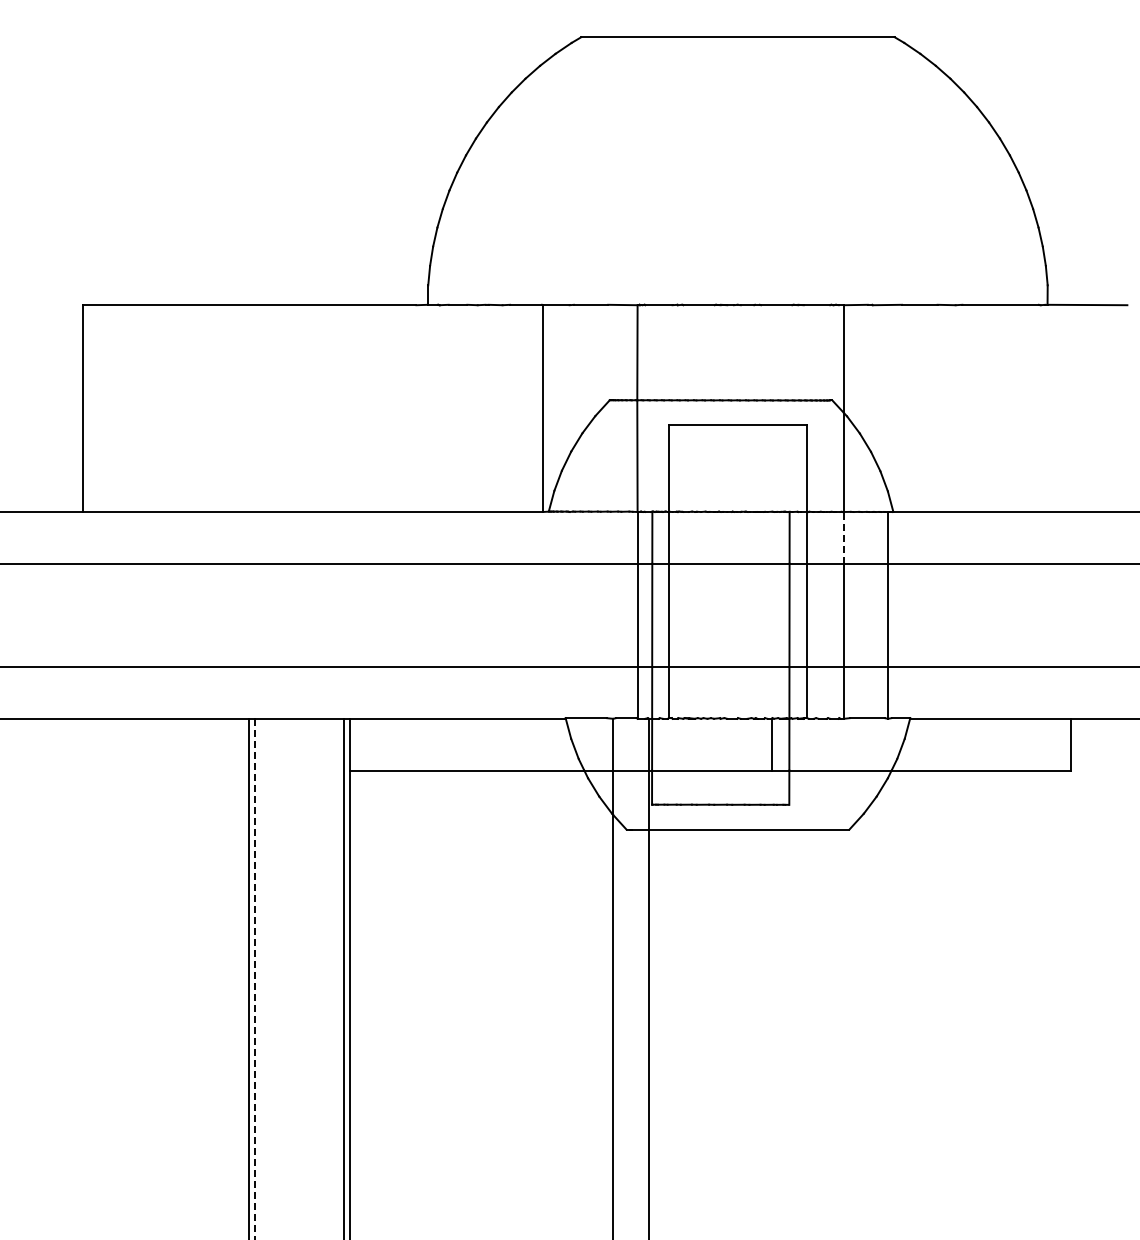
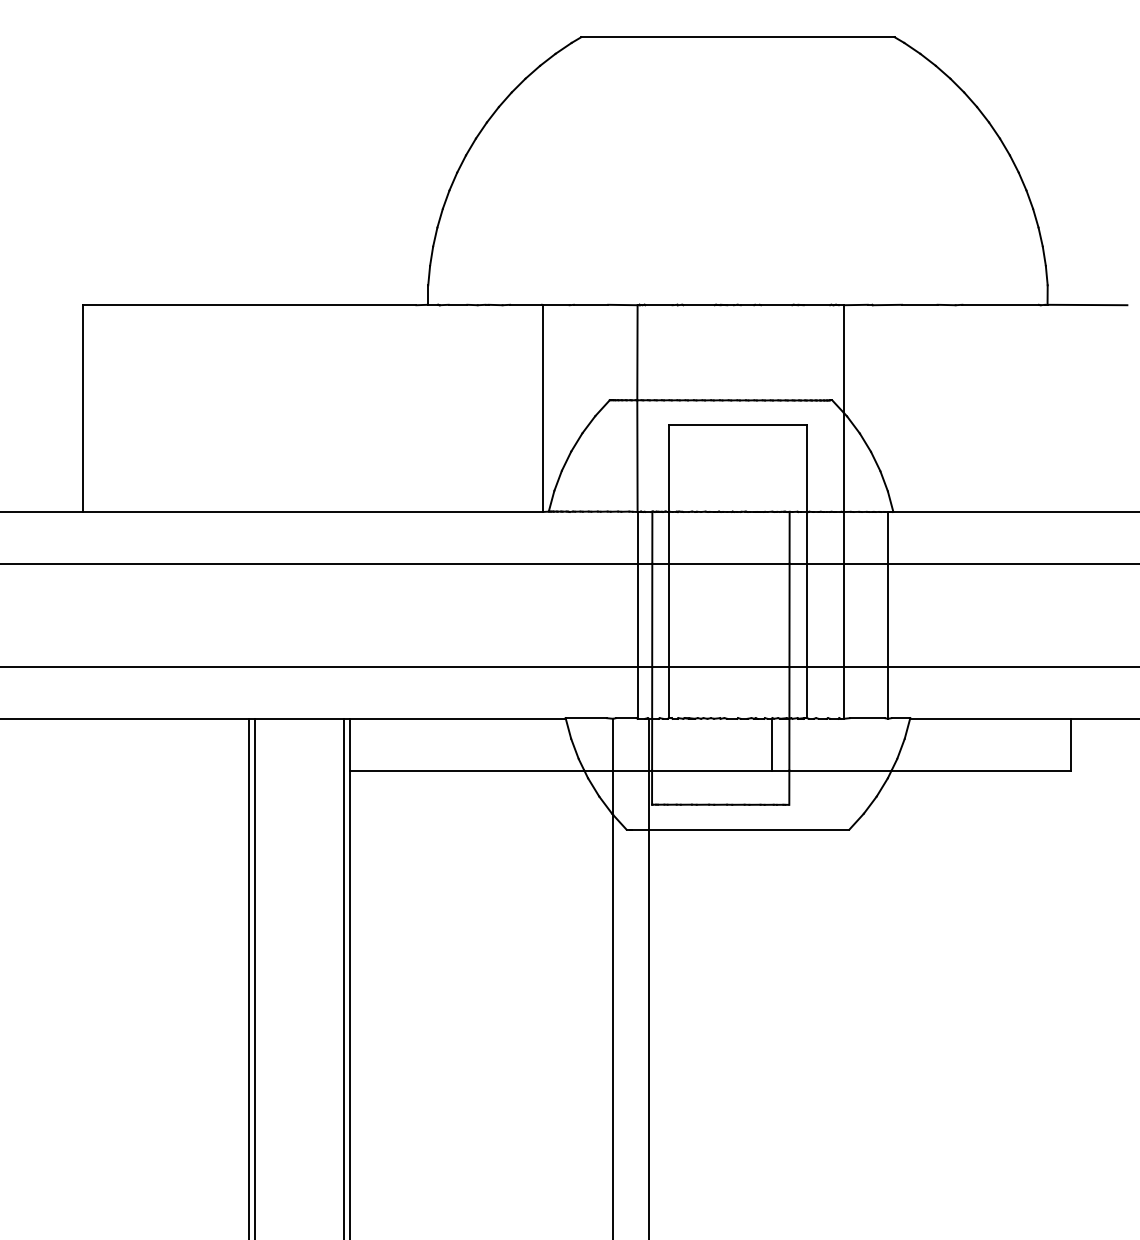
line: dashed -> solid (843, 537)
line: dashed -> solid (254, 978)
